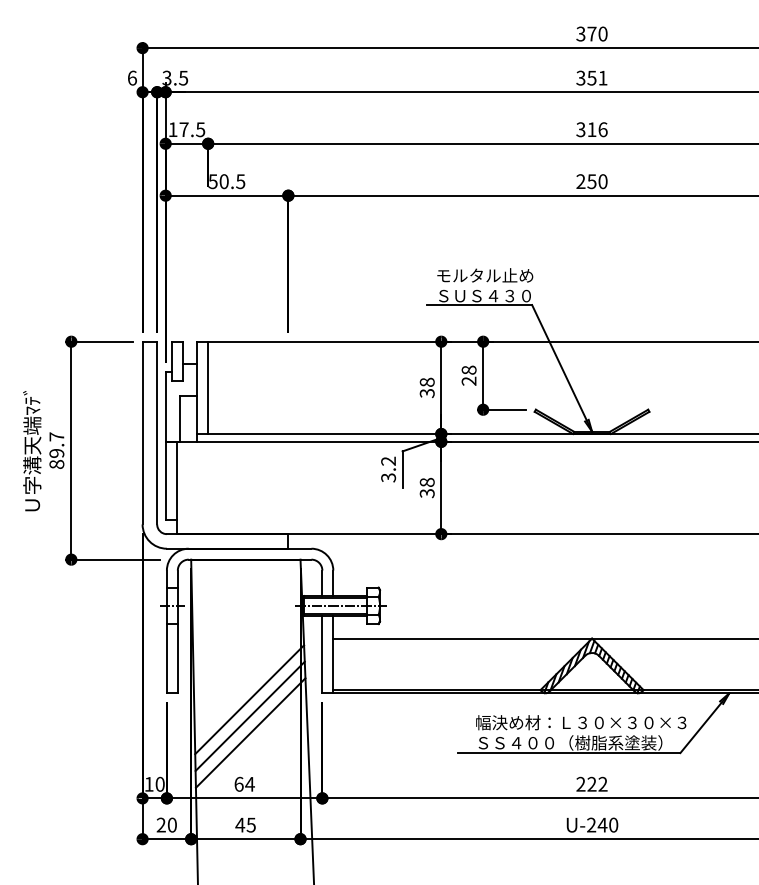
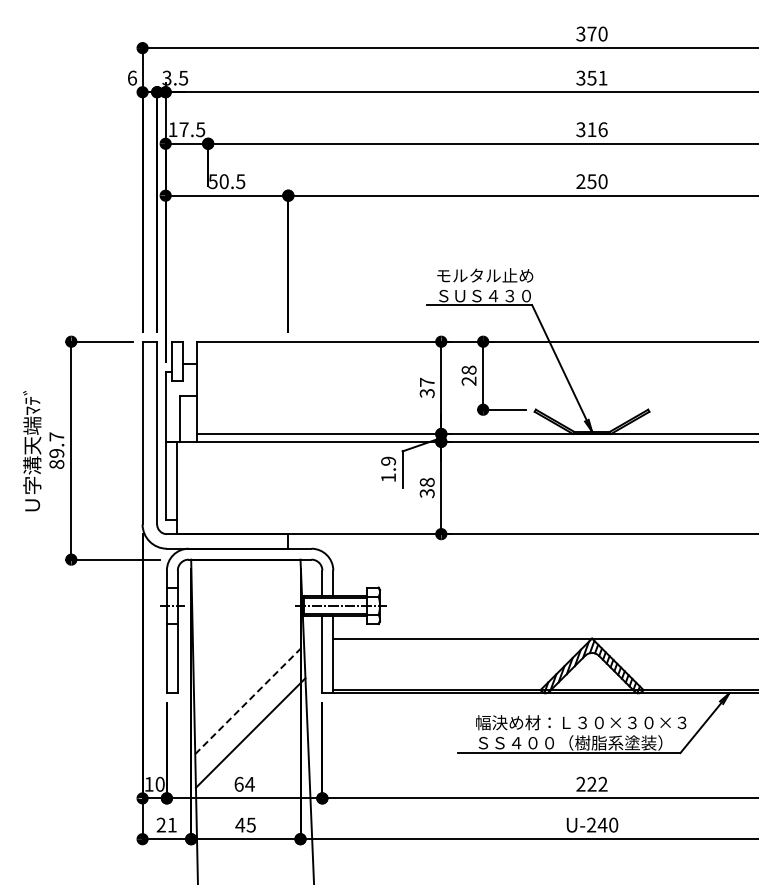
text: 38 -> 37 (426, 381)
line: present -> none (208, 387)
text: 3.2 -> 1.9 (388, 469)
line: solid -> dashed (249, 699)
line: present -> none (249, 715)
text: 20 -> 21 (171, 824)
